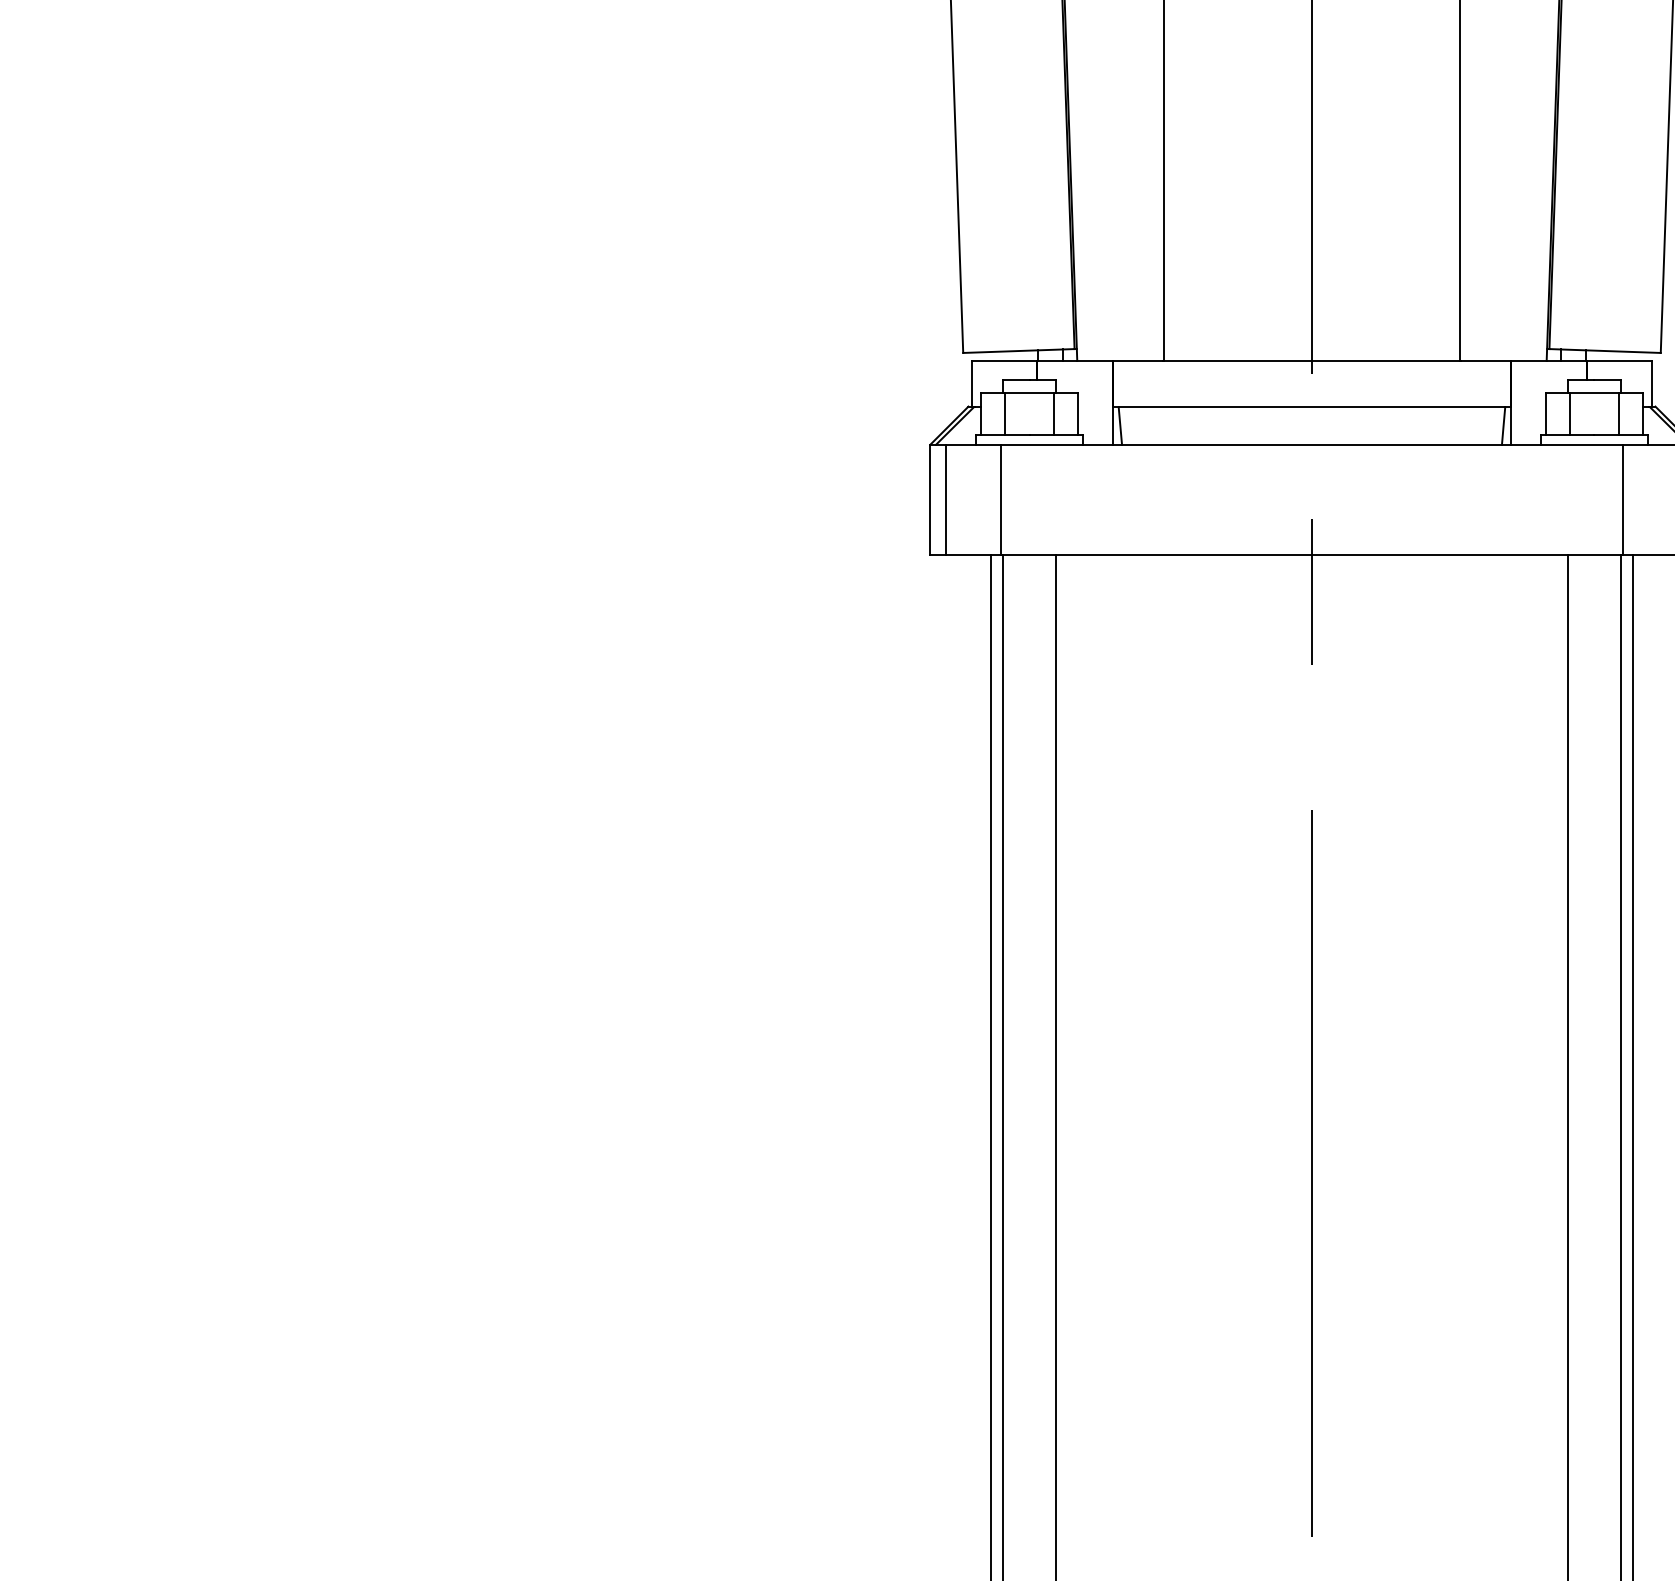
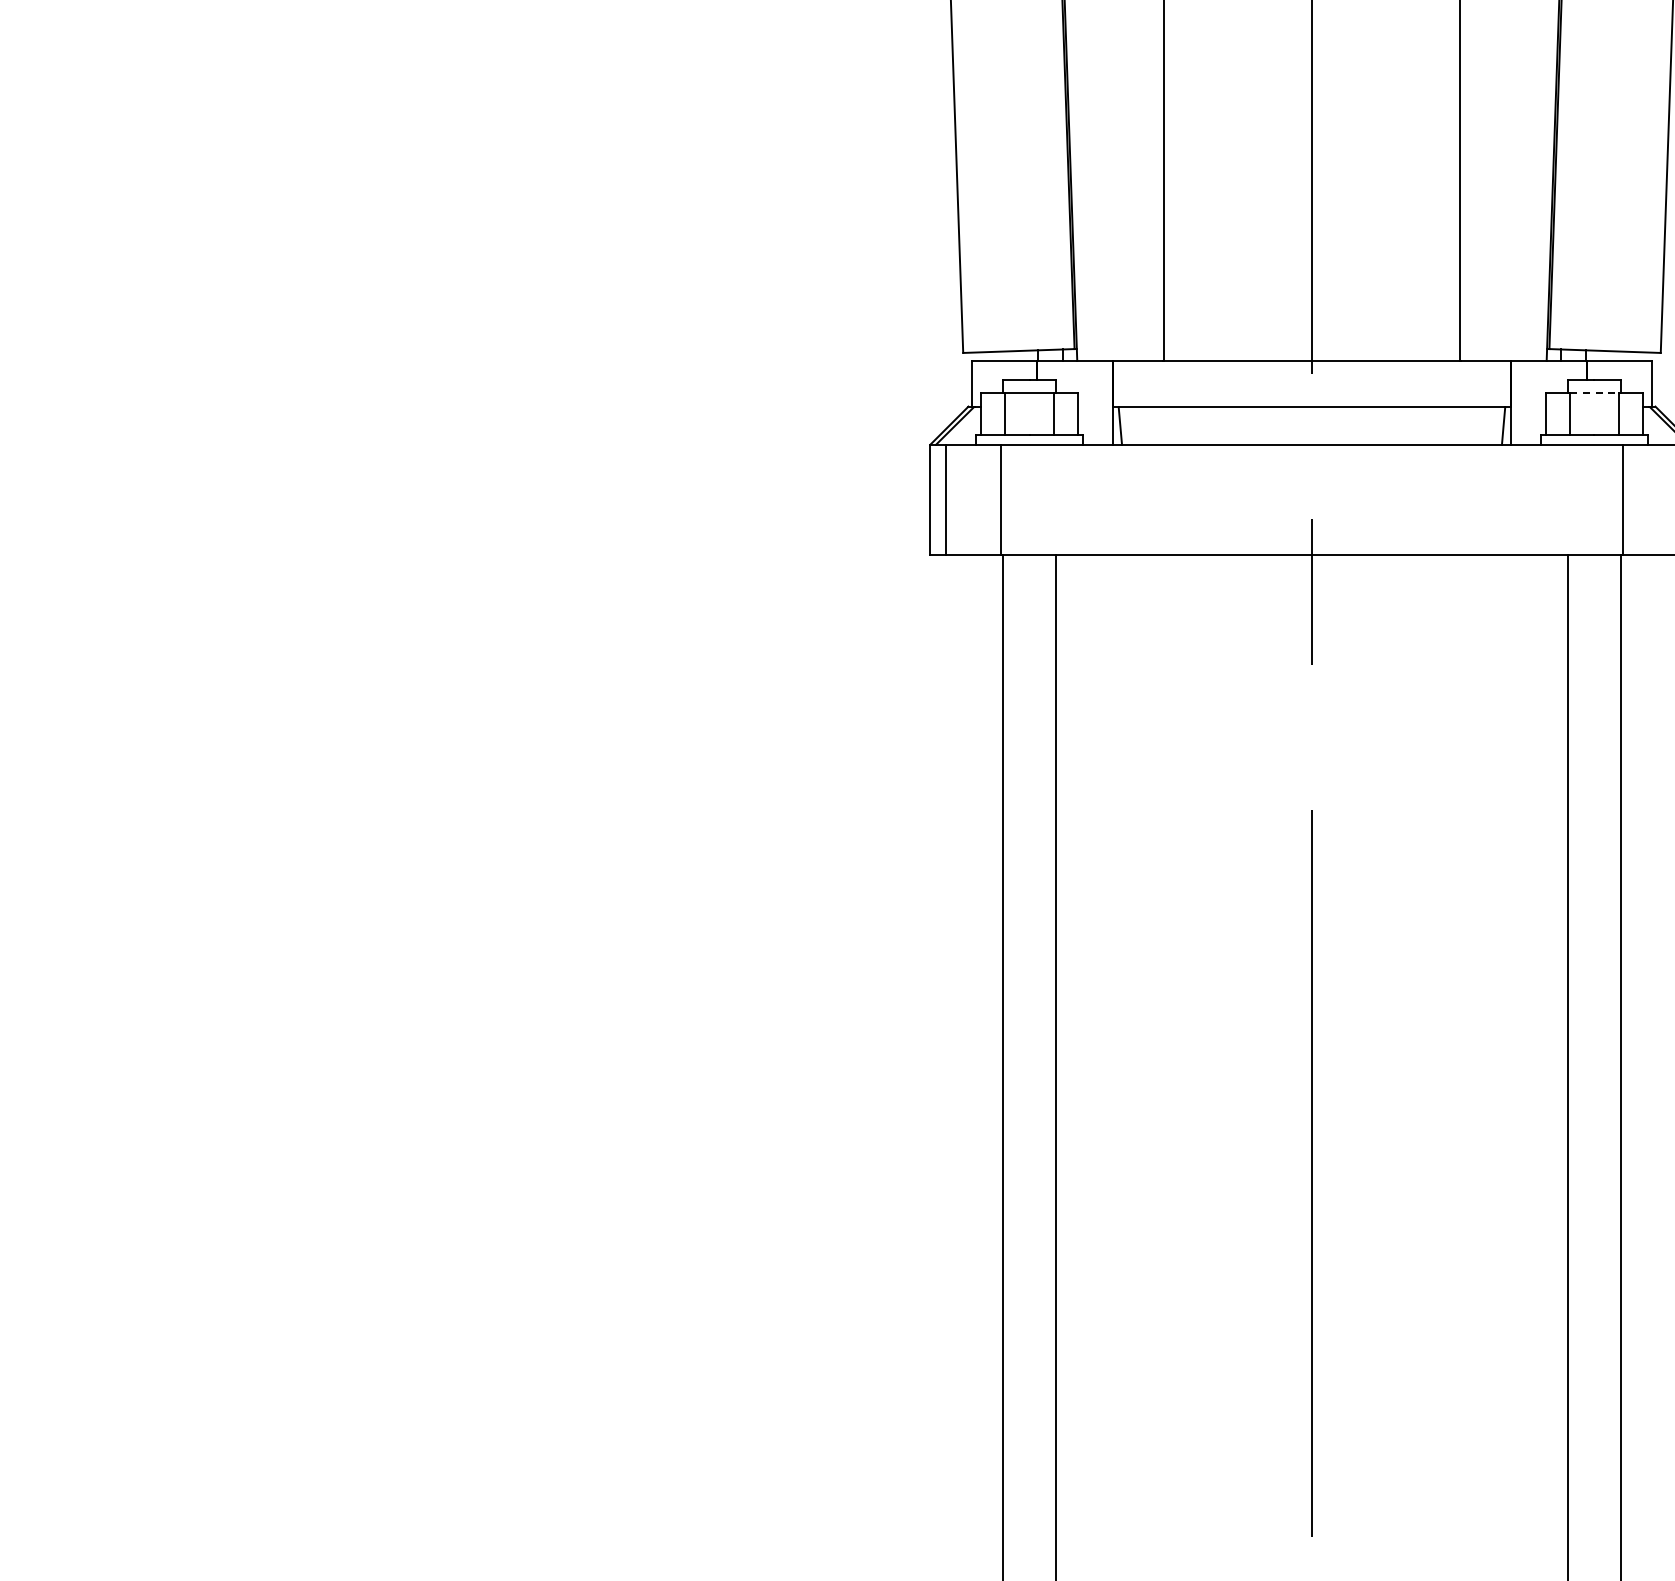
line: solid -> dashed (1594, 393)
line: present -> none (991, 1066)
line: present -> none (1632, 1066)
